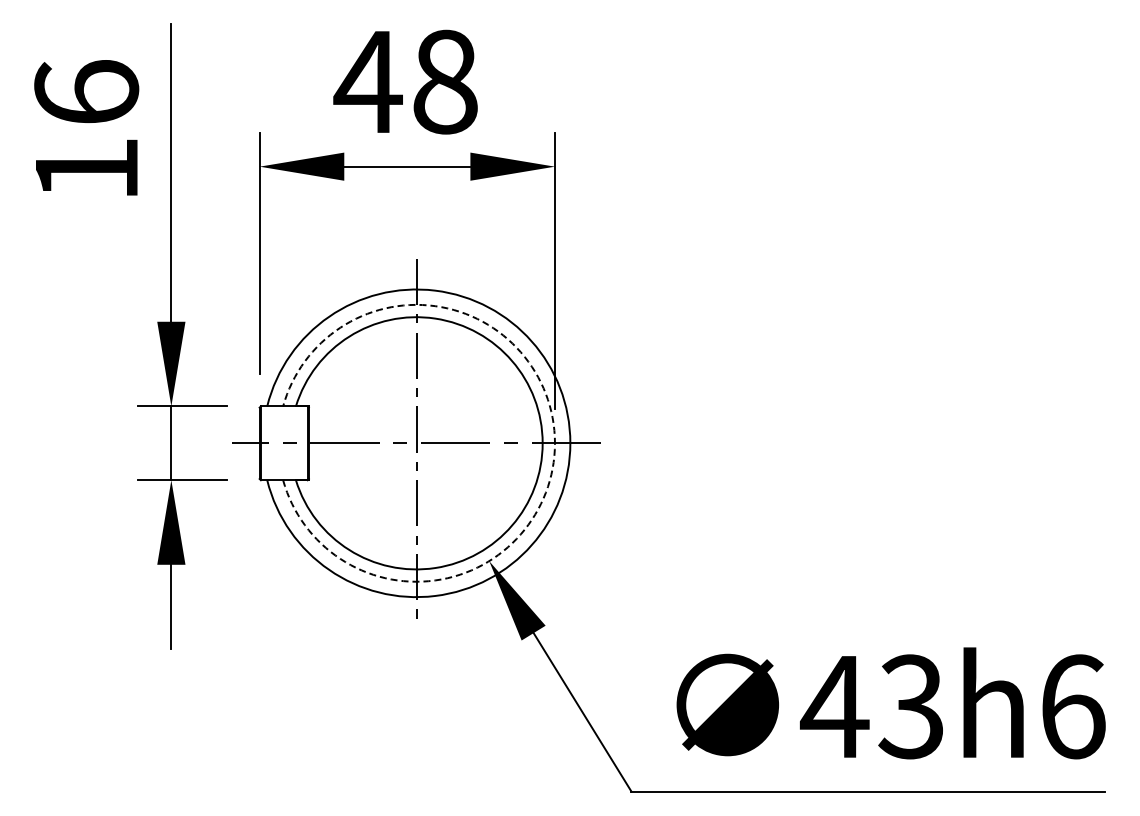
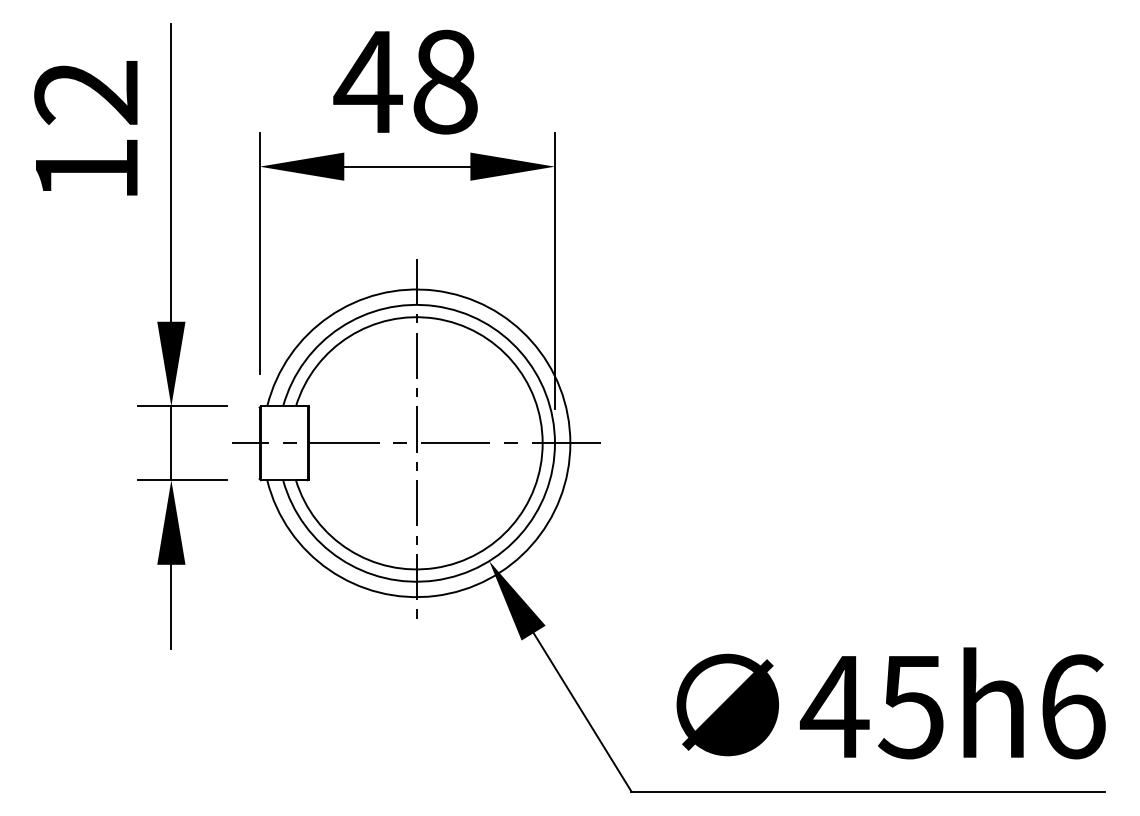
text: 16 -> 12 (86, 92)
arc: dashed -> solid (554, 443)
text: 43h6 -> 45h6 (910, 706)
